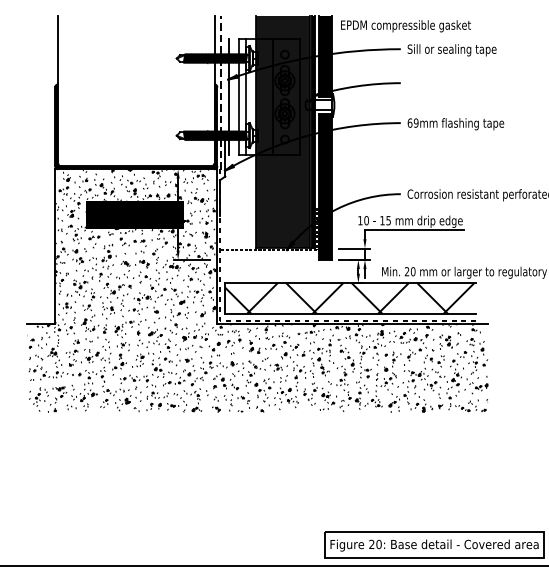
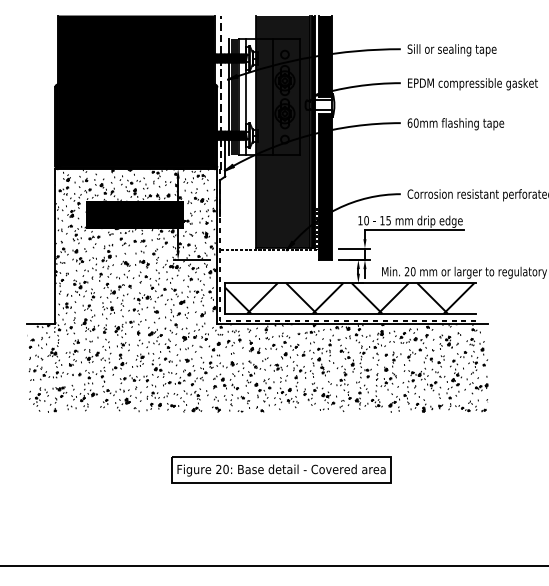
text position: (405, 26) -> (472, 84) (472, 84)
fill: none -> present (136, 90)
fill: none -> present (234, 97)
text: 69mm -> 60mm (415, 123)
part position: (434, 544) -> (281, 469) (281, 469)
